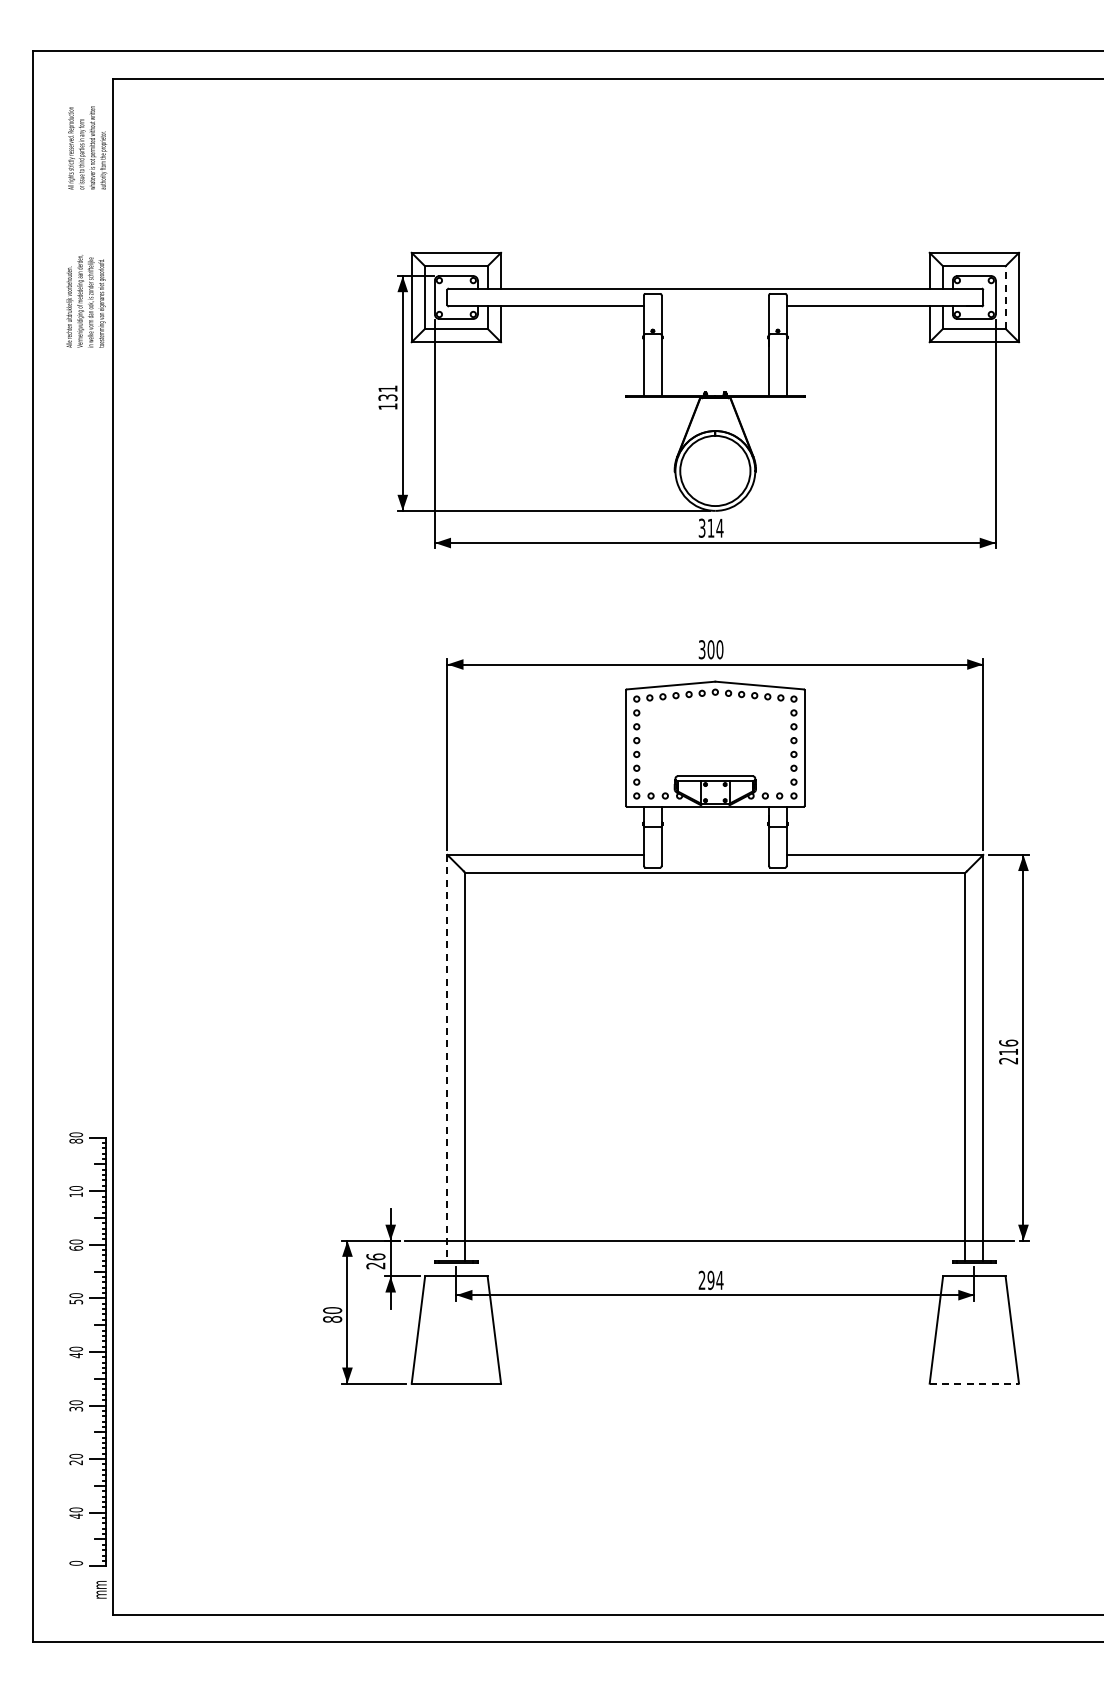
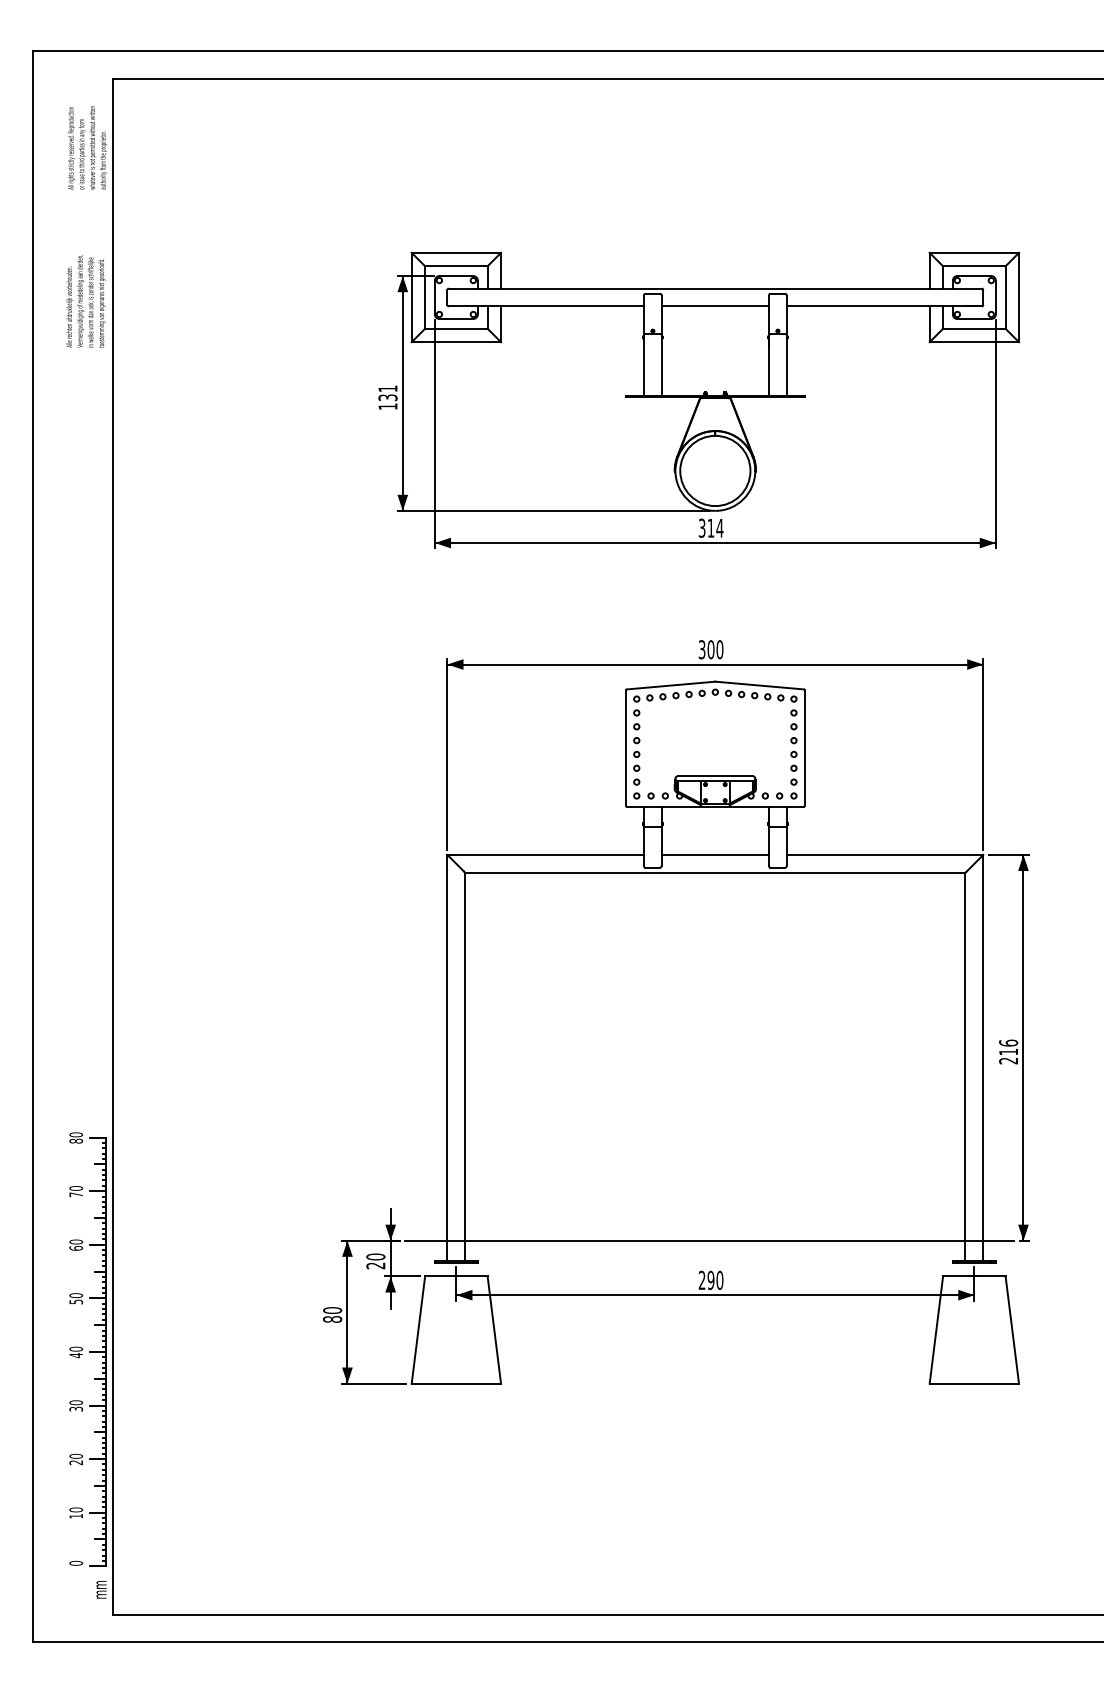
line: dashed -> solid (1005, 297)
line: none -> present (714, 306)
line: none -> present (714, 854)
line: dashed -> solid (447, 1058)
text: 10 -> 70 (75, 1194)
text: 26 -> 20 (375, 1256)
text: 294 -> 290 (719, 1279)
line: dashed -> solid (974, 1383)
text: 40 -> 10 (75, 1515)
